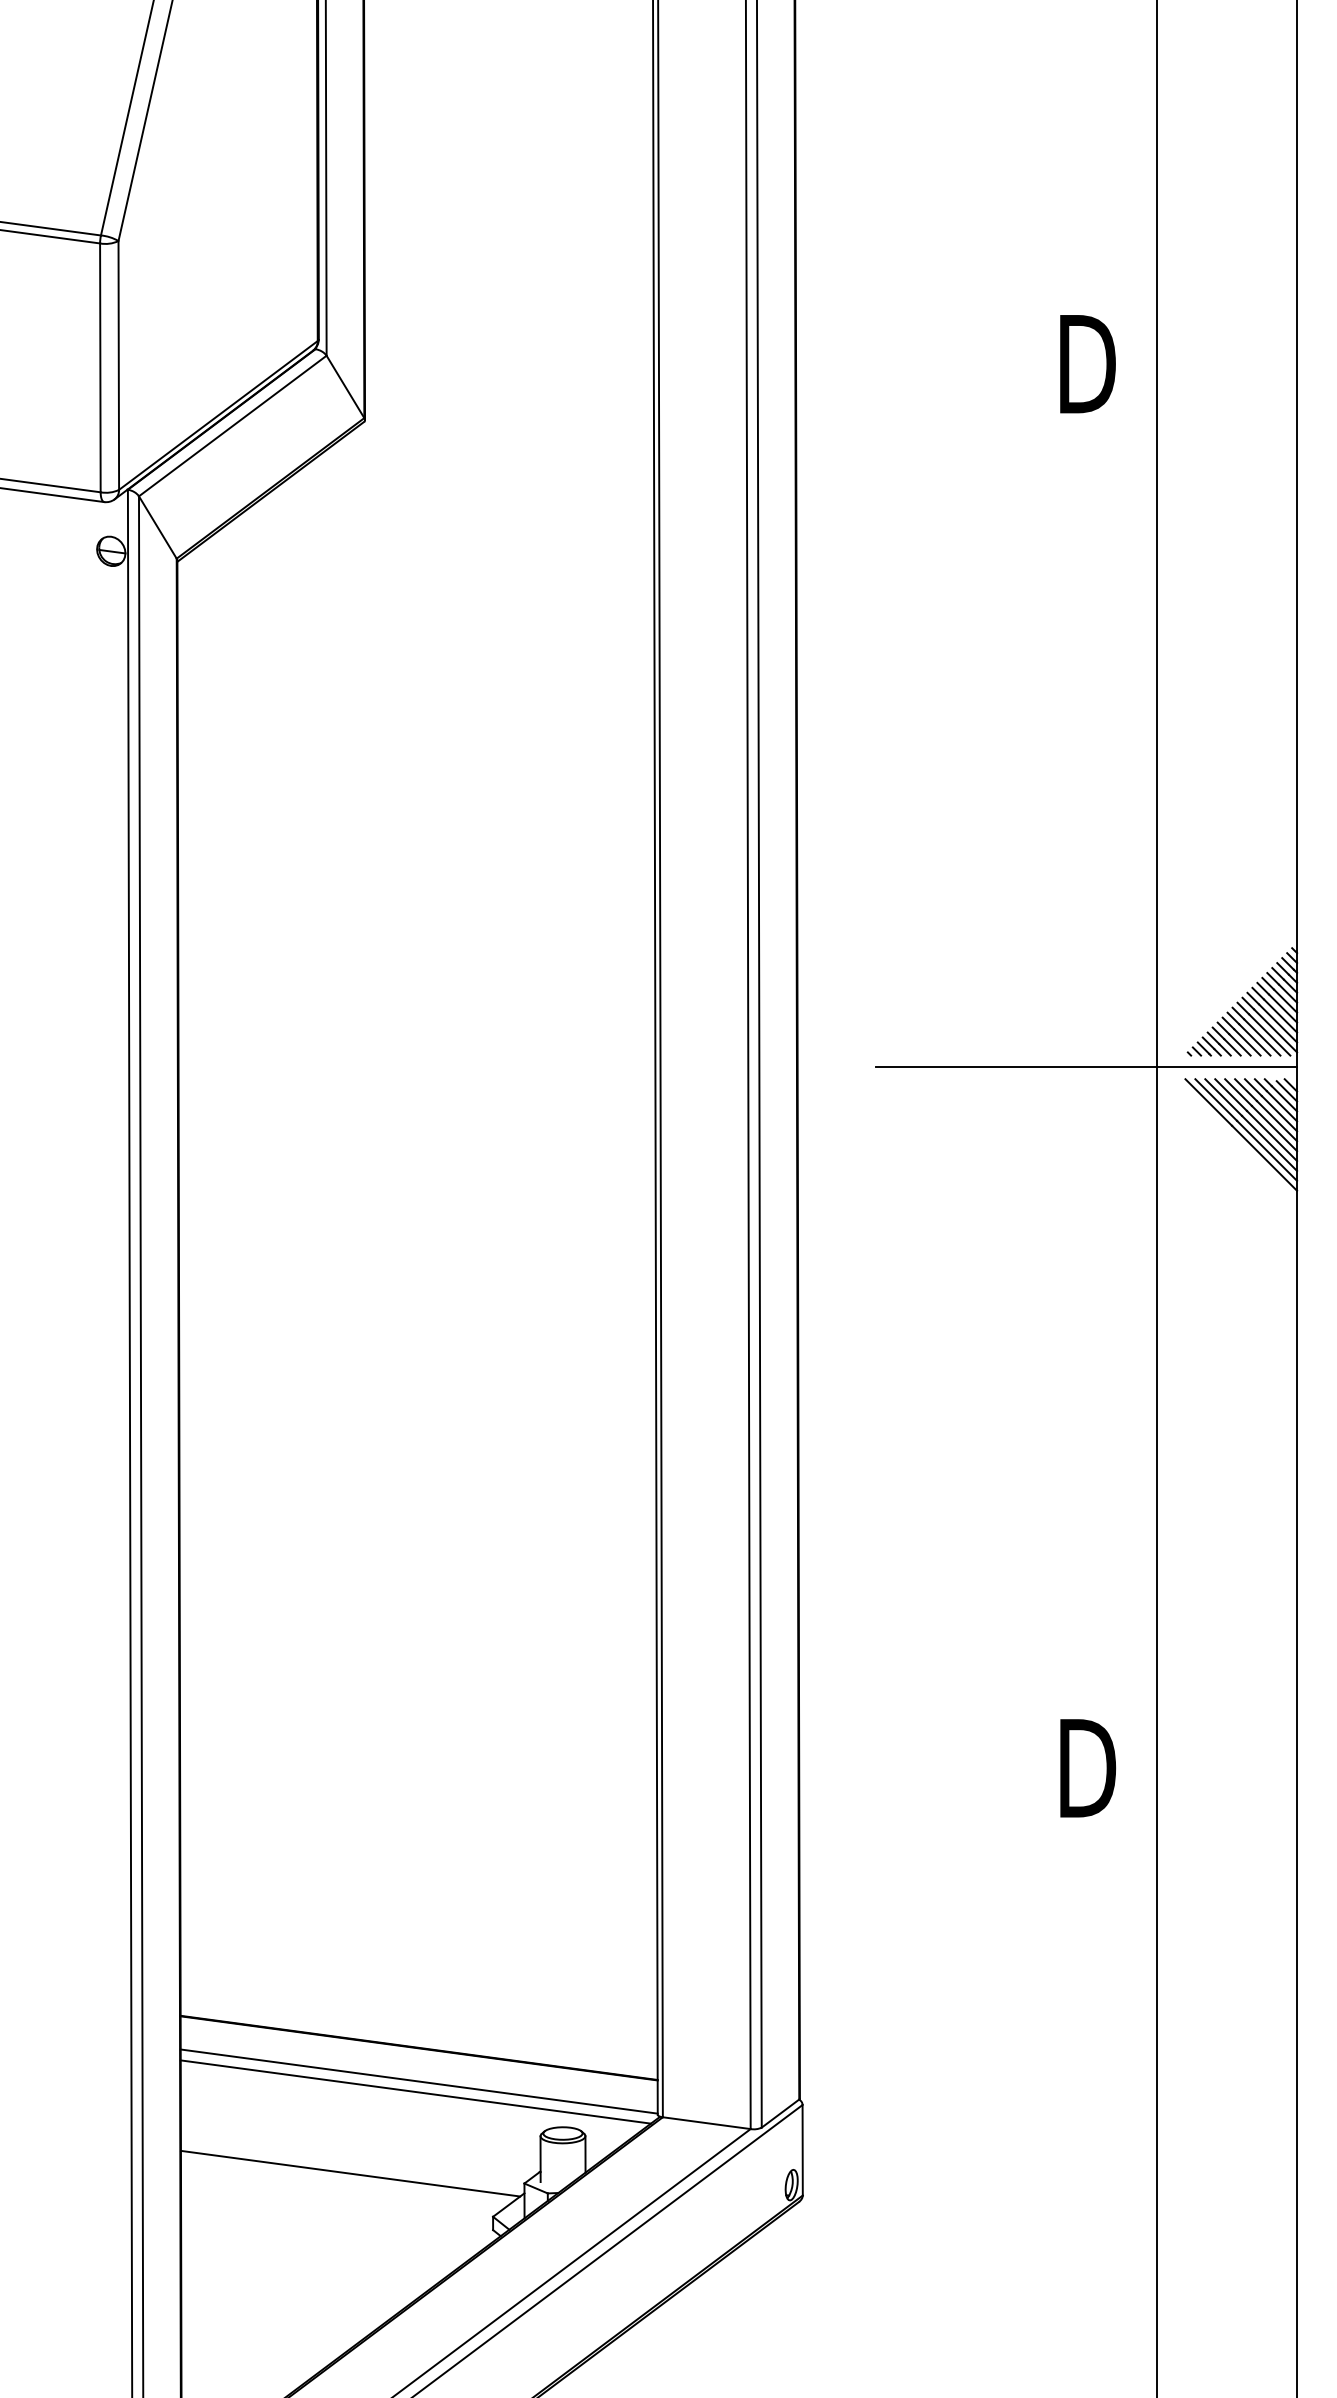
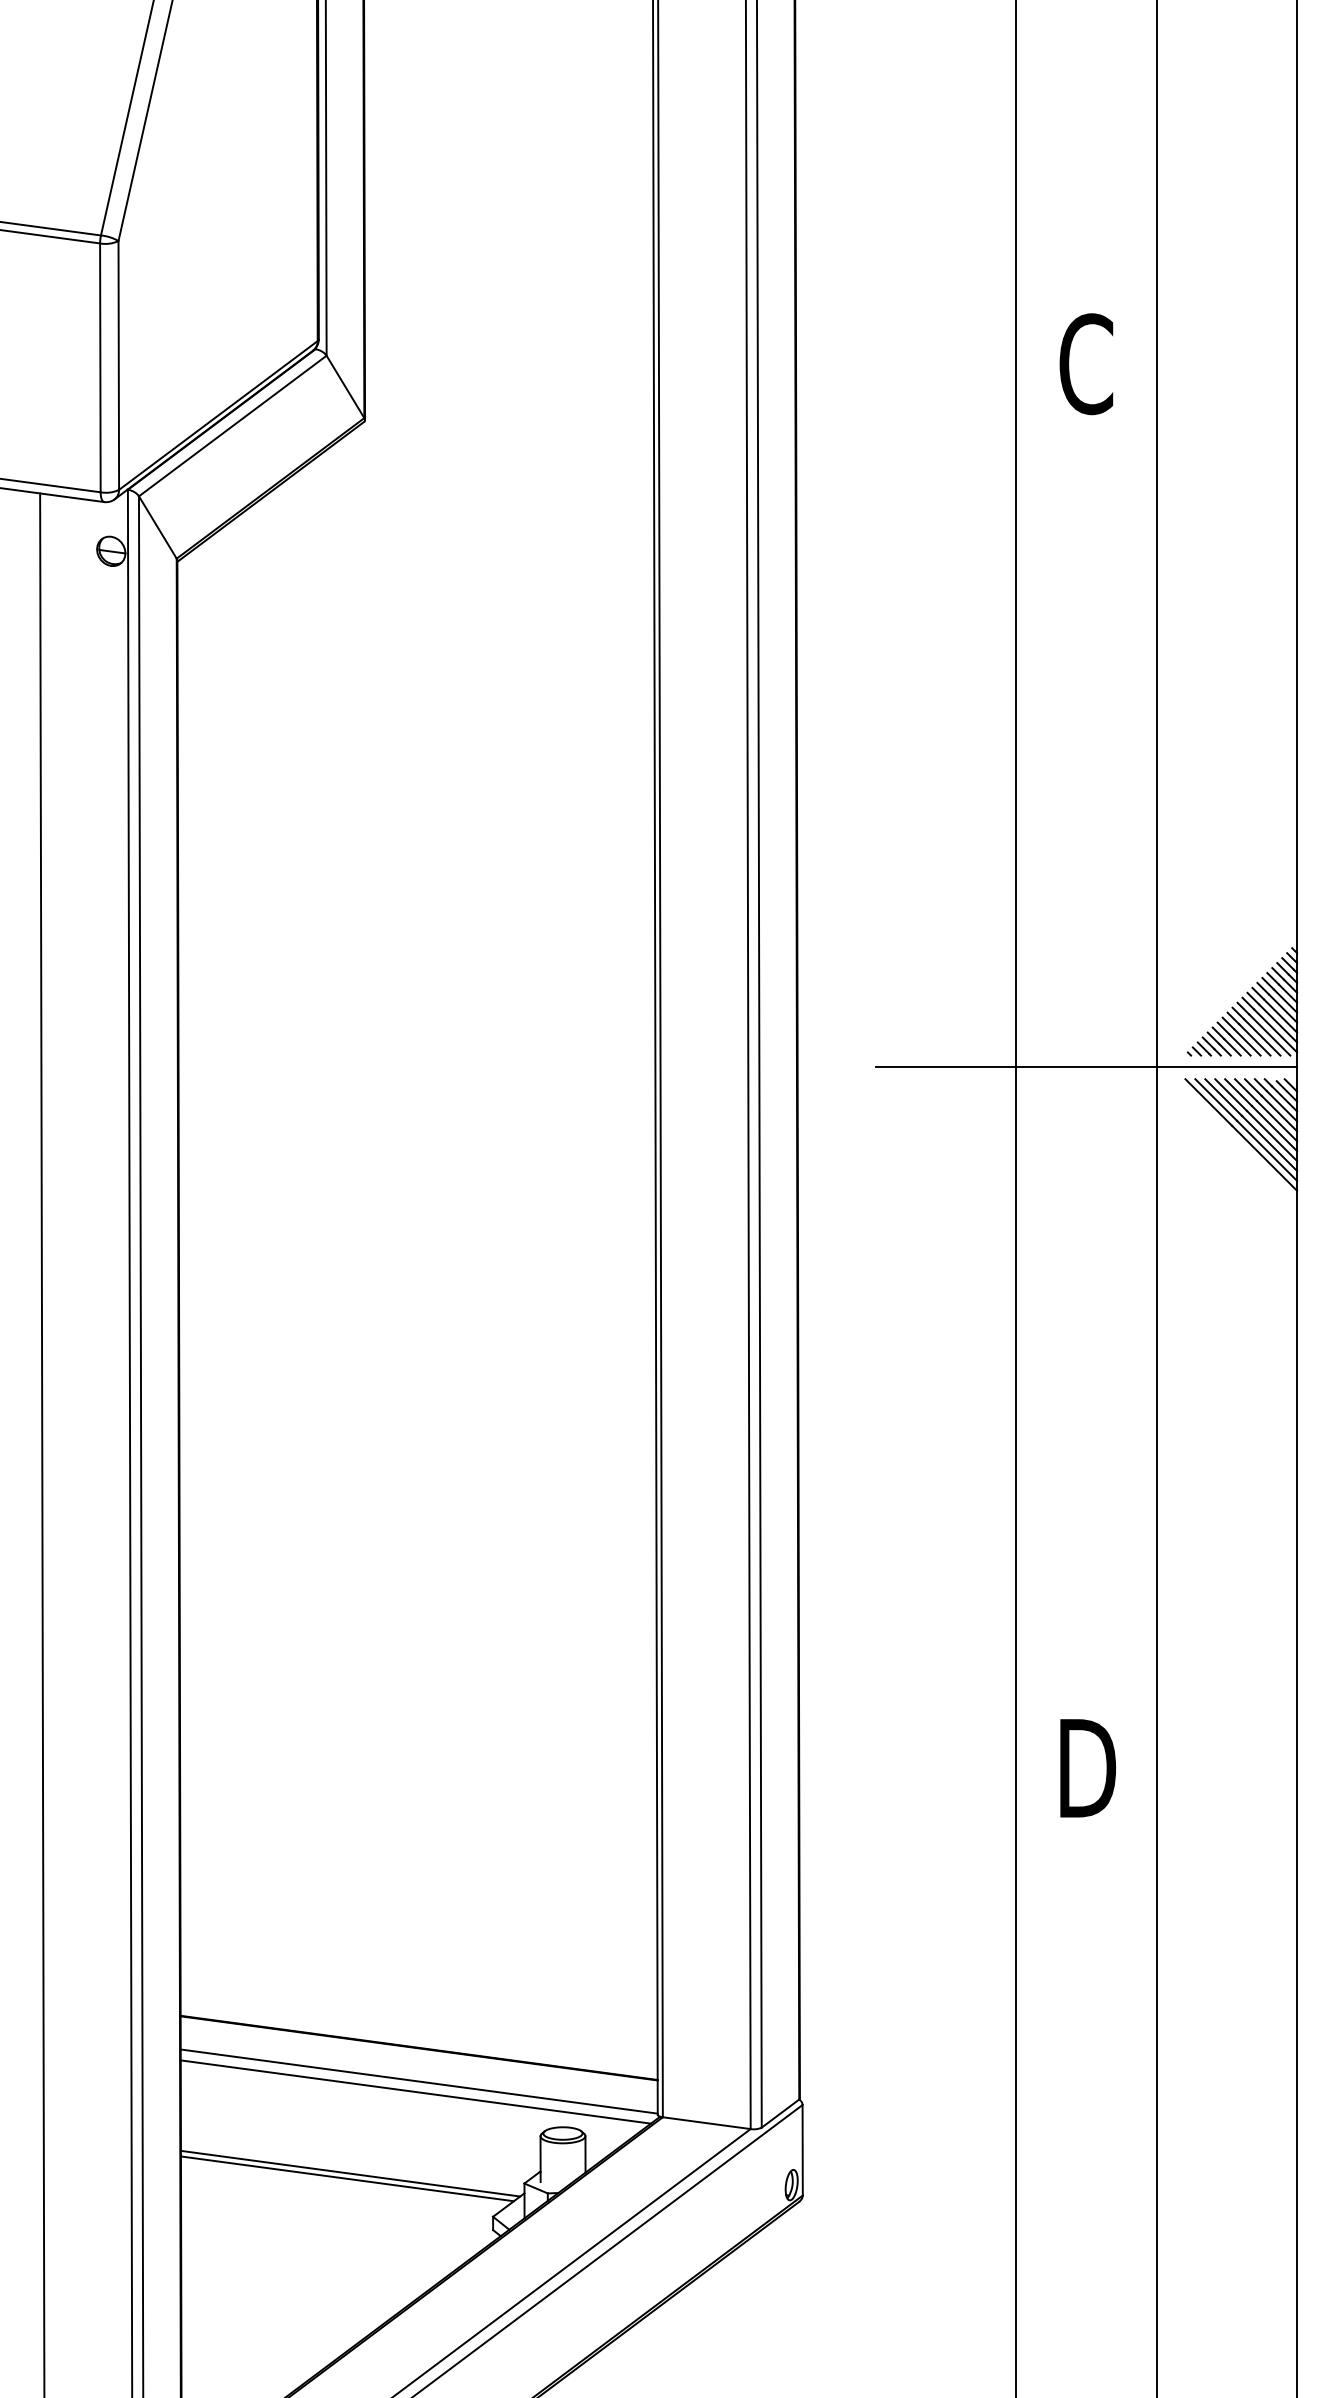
text: D -> C (1087, 364)
line: none -> present (1016, 1198)
line: none -> present (42, 1443)
line: none -> present (346, 2178)
